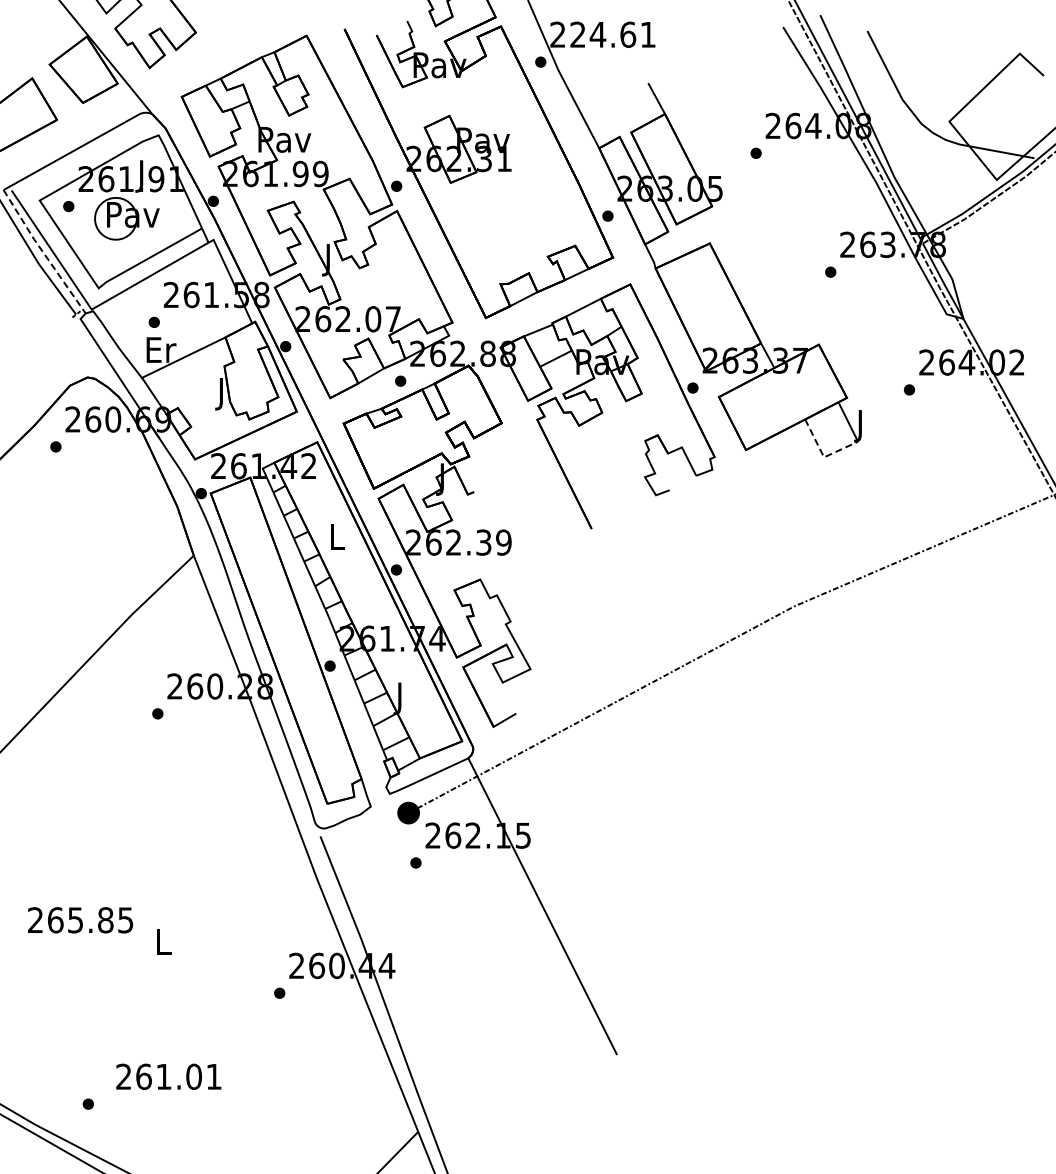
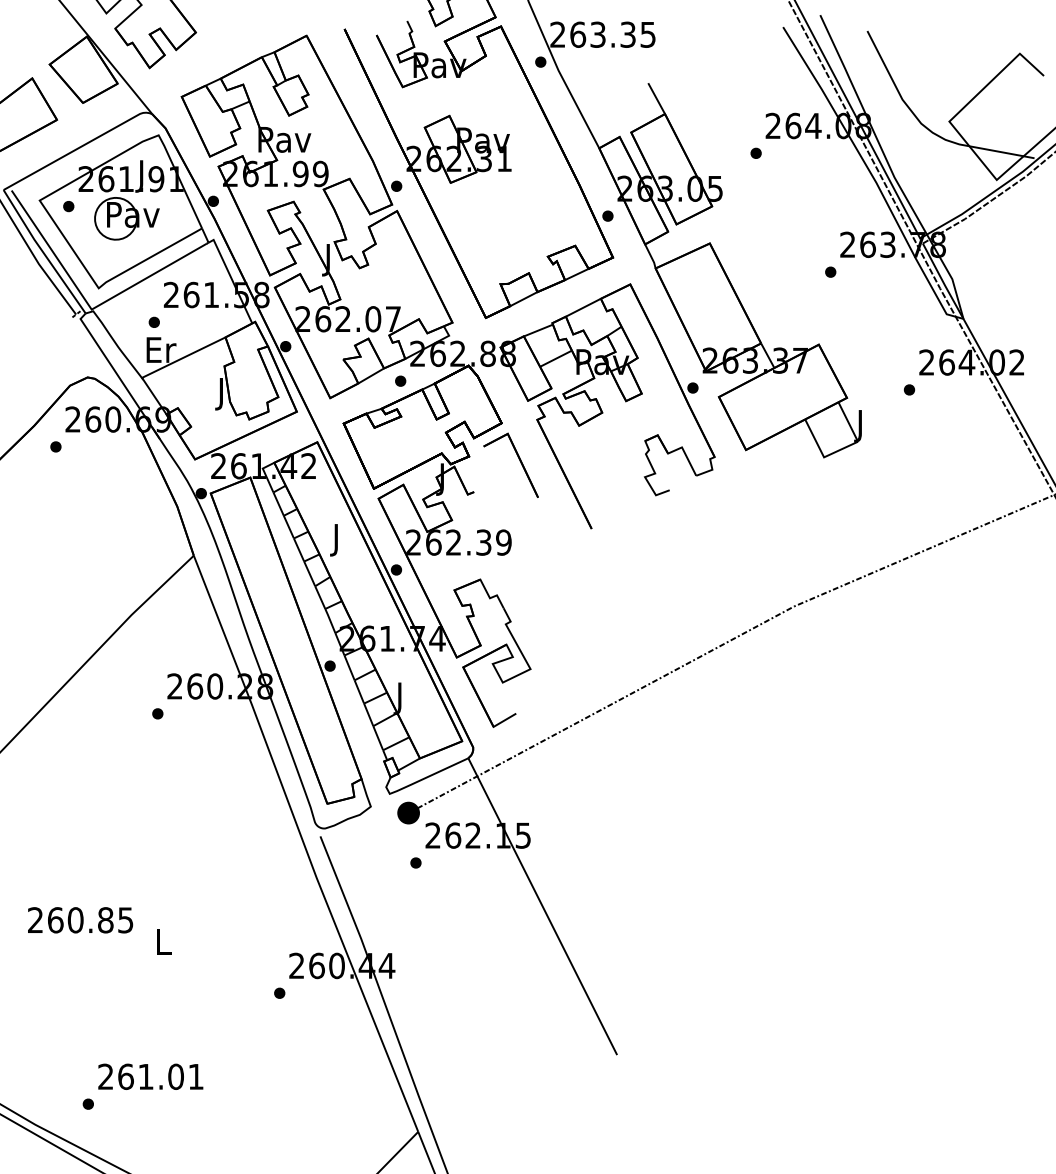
text: 224.61 -> 263.35 (612, 34)
line: dashed -> solid (42, 251)
line: dashed -> solid (823, 455)
part: none -> present (518, 459)
text: L -> J (337, 540)
text: 265.85 -> 260.85 (75, 920)
text position: (168, 1076) -> (150, 1076) (150, 1076)
